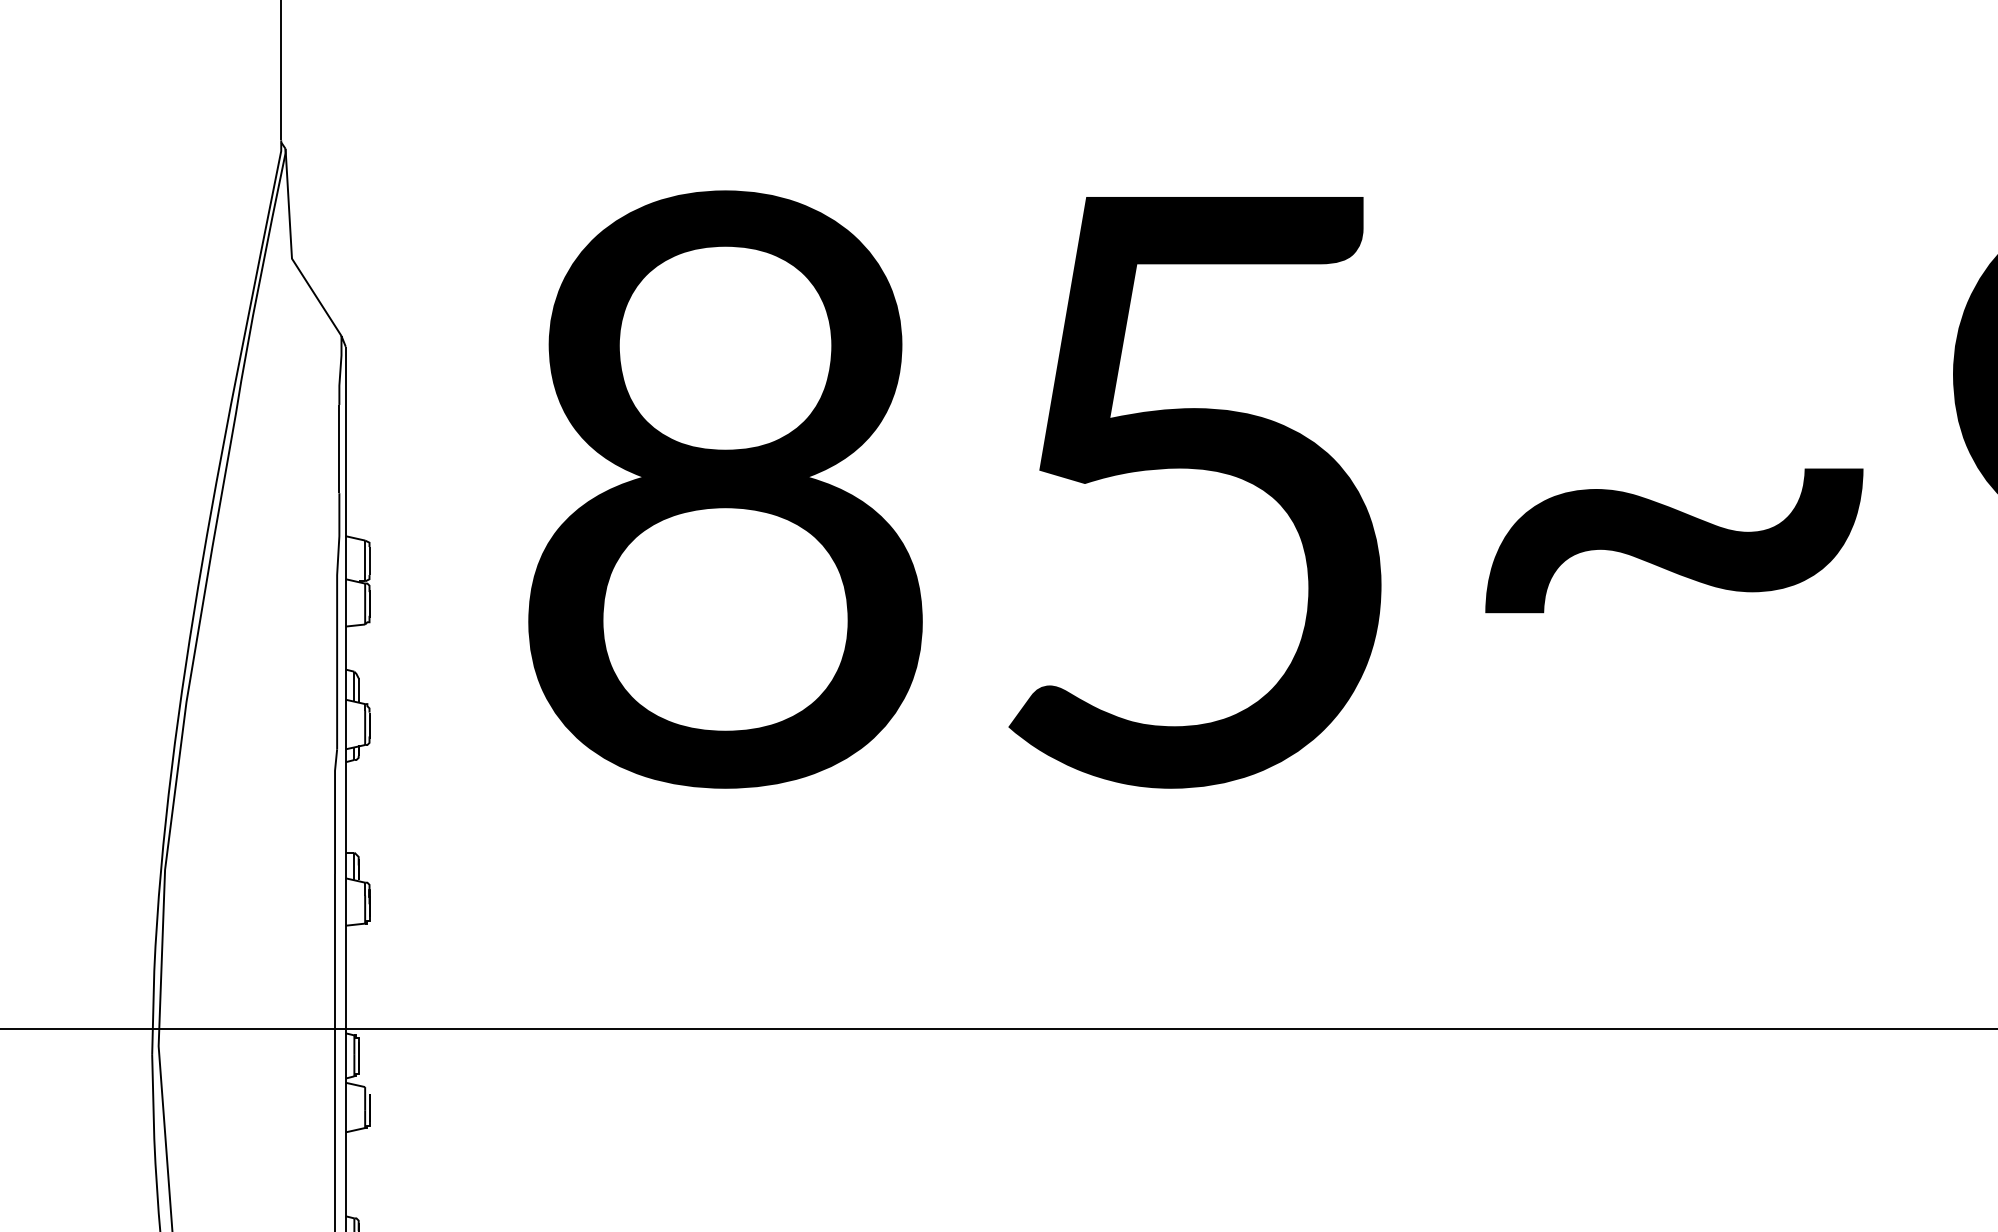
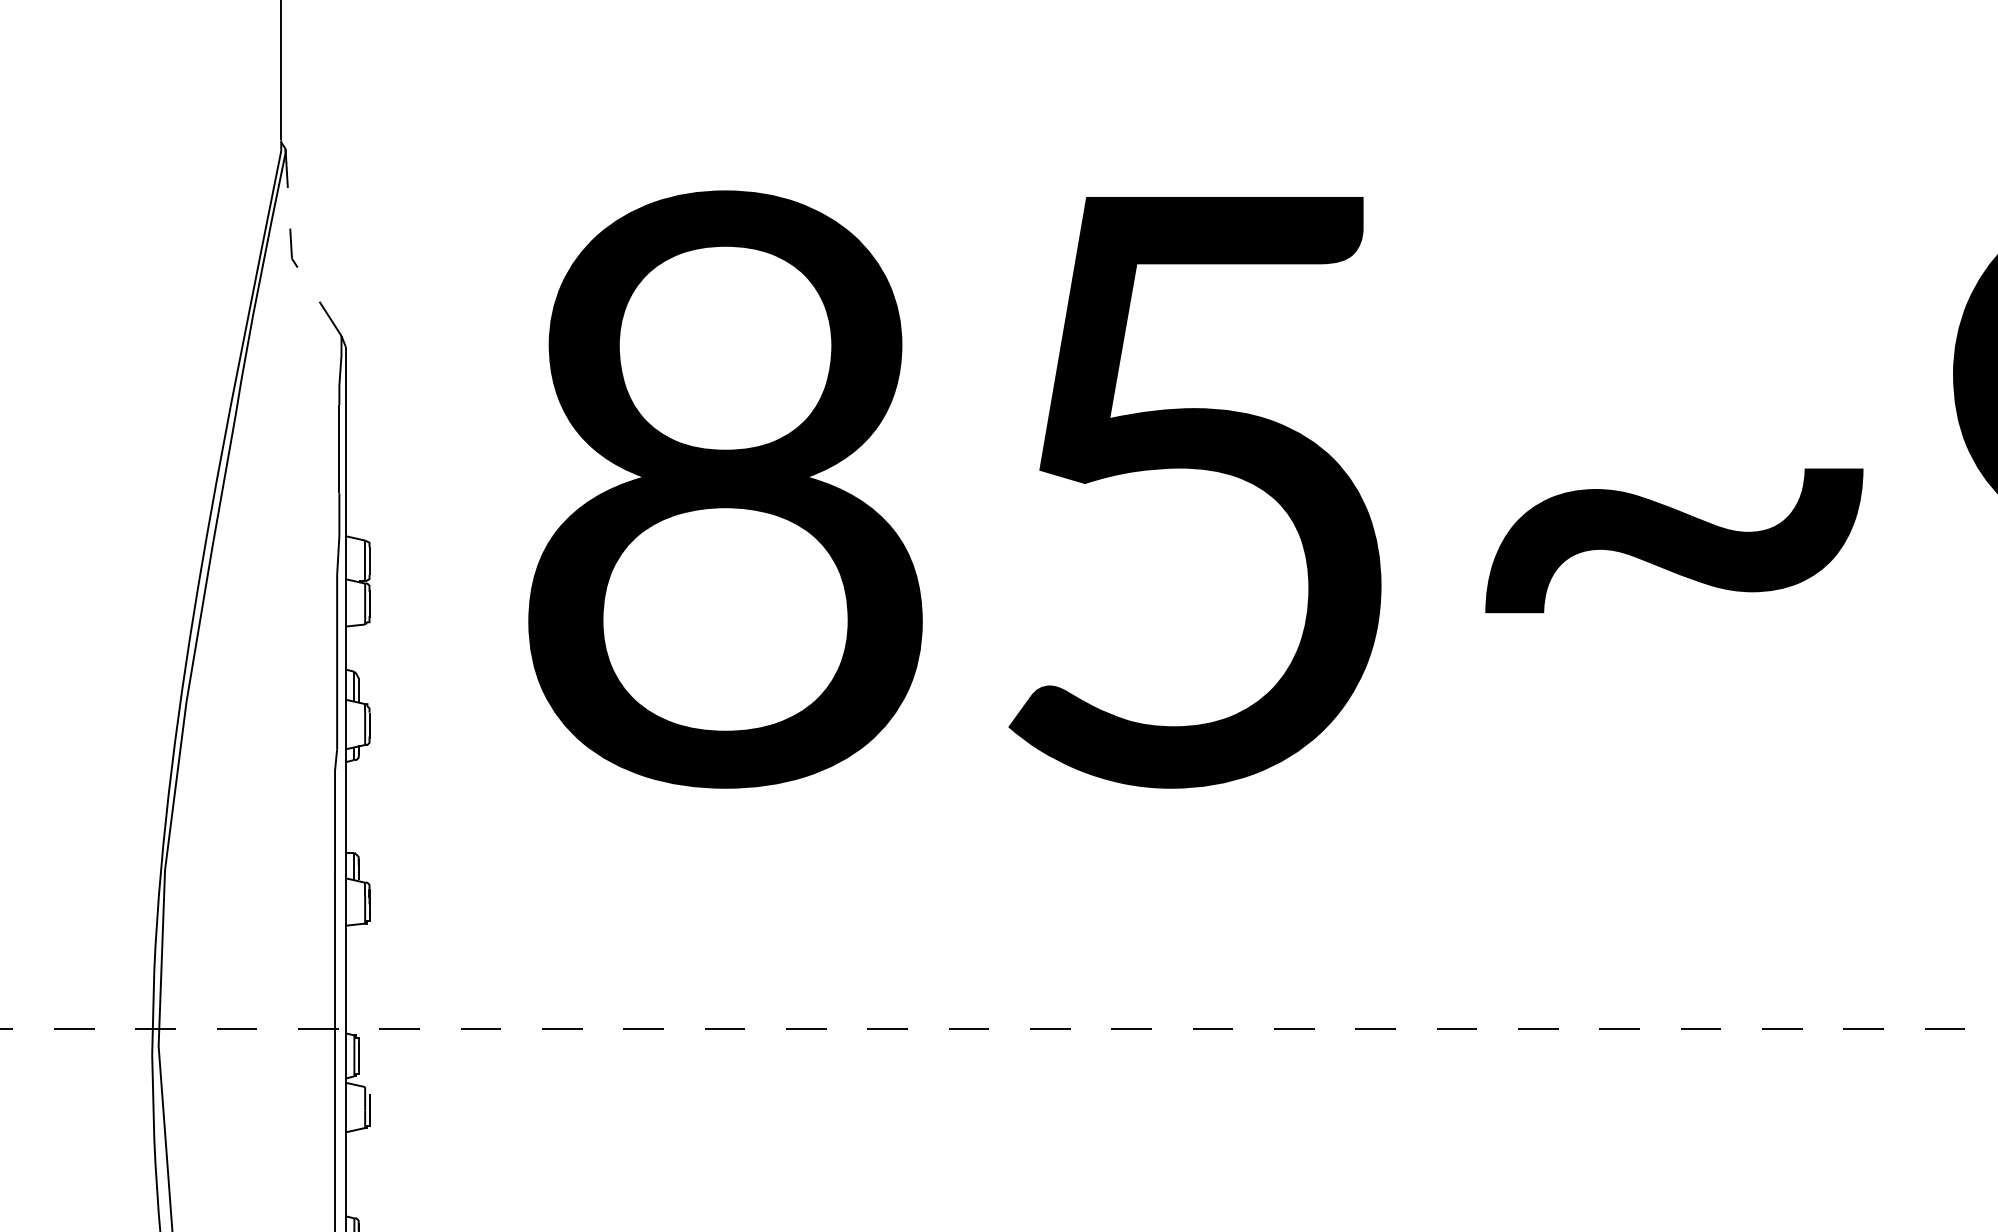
line: solid -> dashed (291, 249)
line: solid -> dashed (999, 1028)
